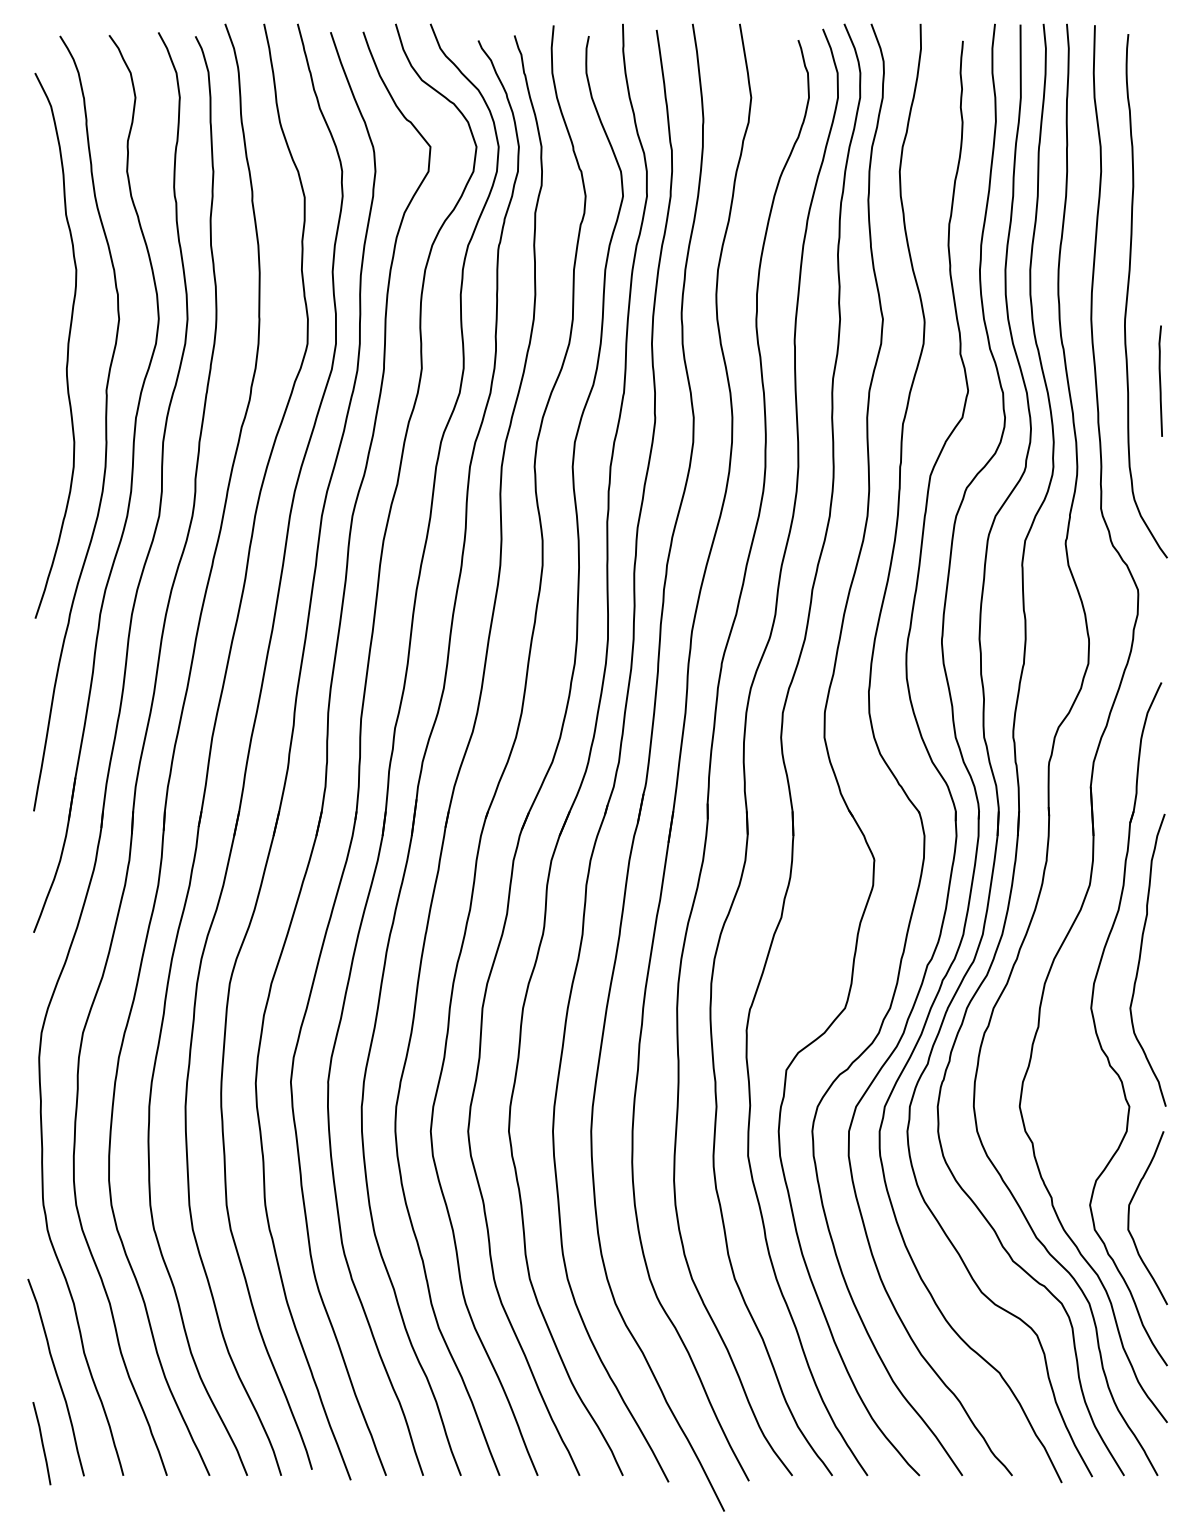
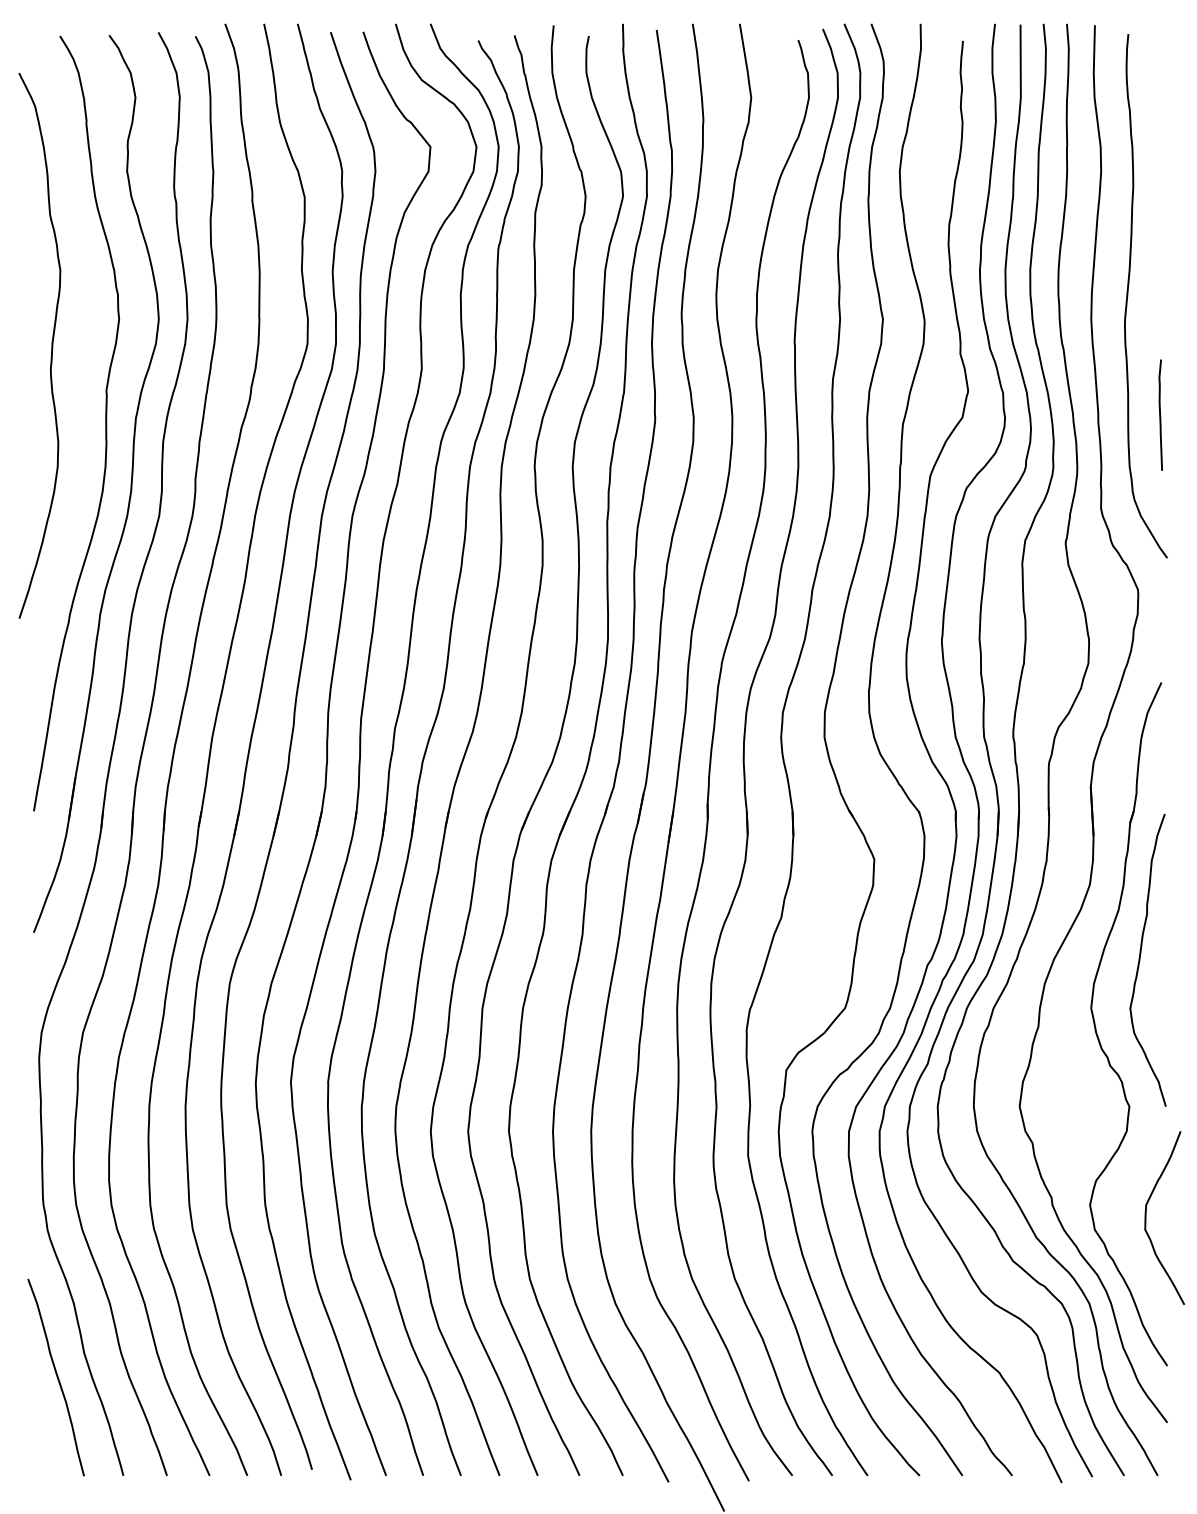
curve position: (67, 345) -> (51, 345) (51, 345)
curve position: (1160, 380) -> (1160, 414) (1160, 414)
curve position: (1129, 1218) -> (1146, 1218) (1146, 1218)
line: present -> none (41, 1443)
